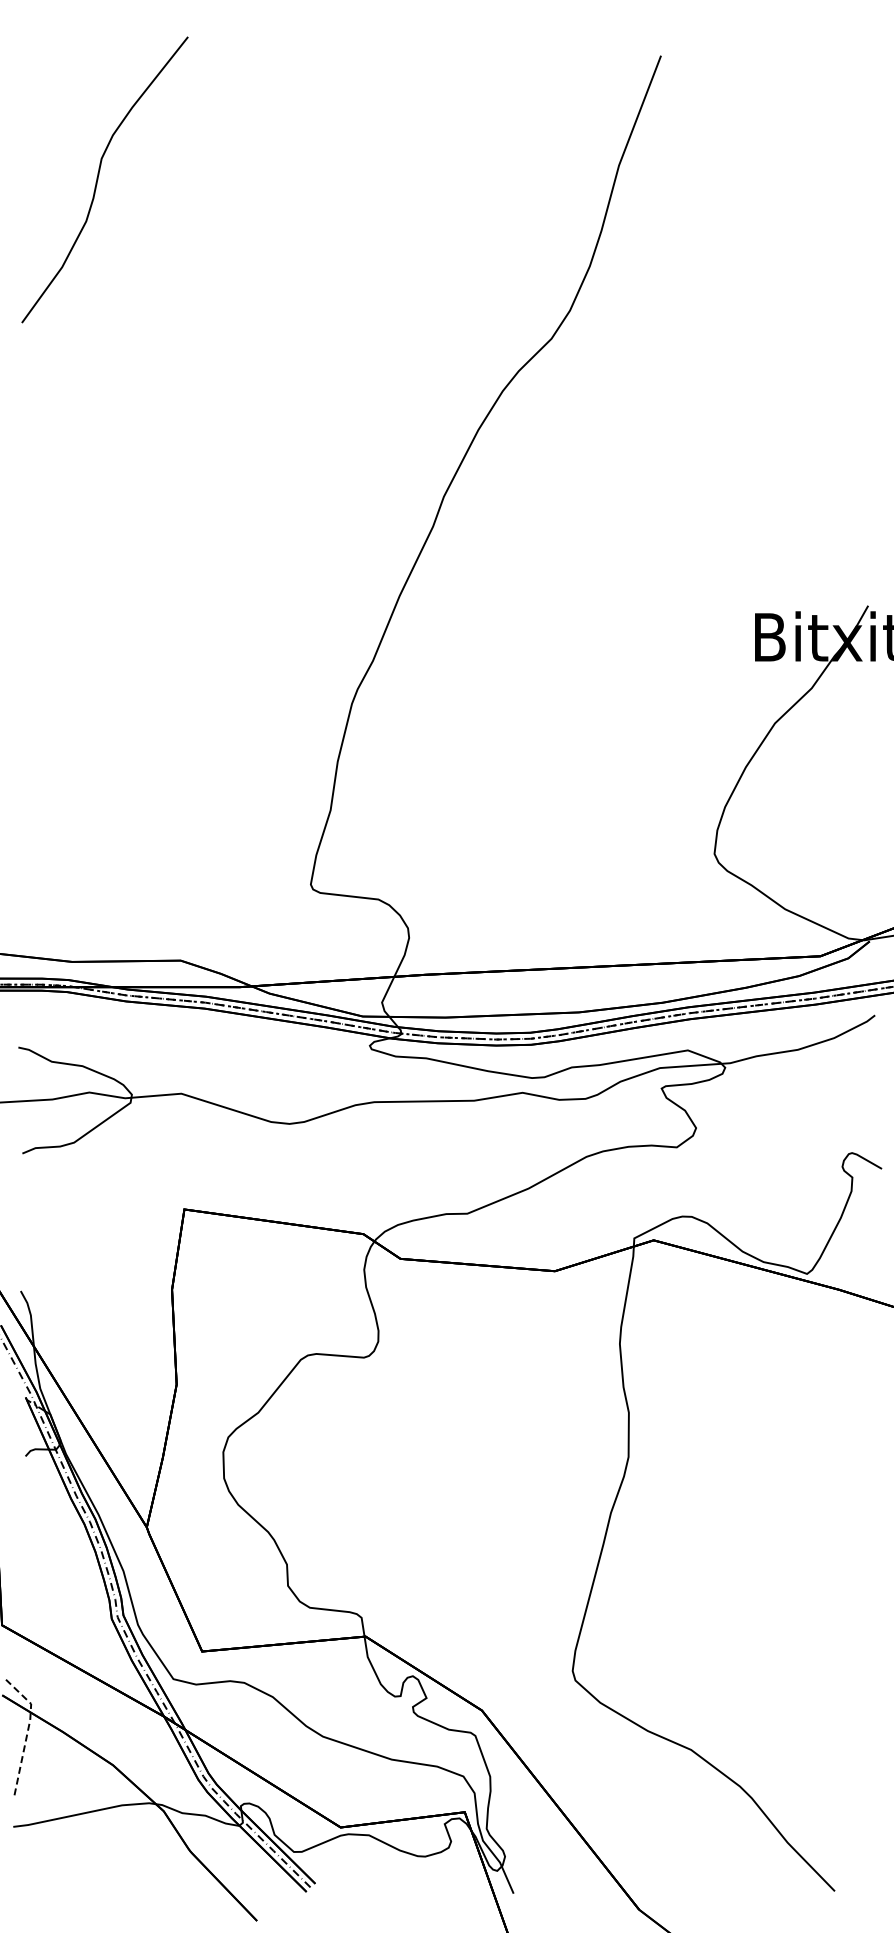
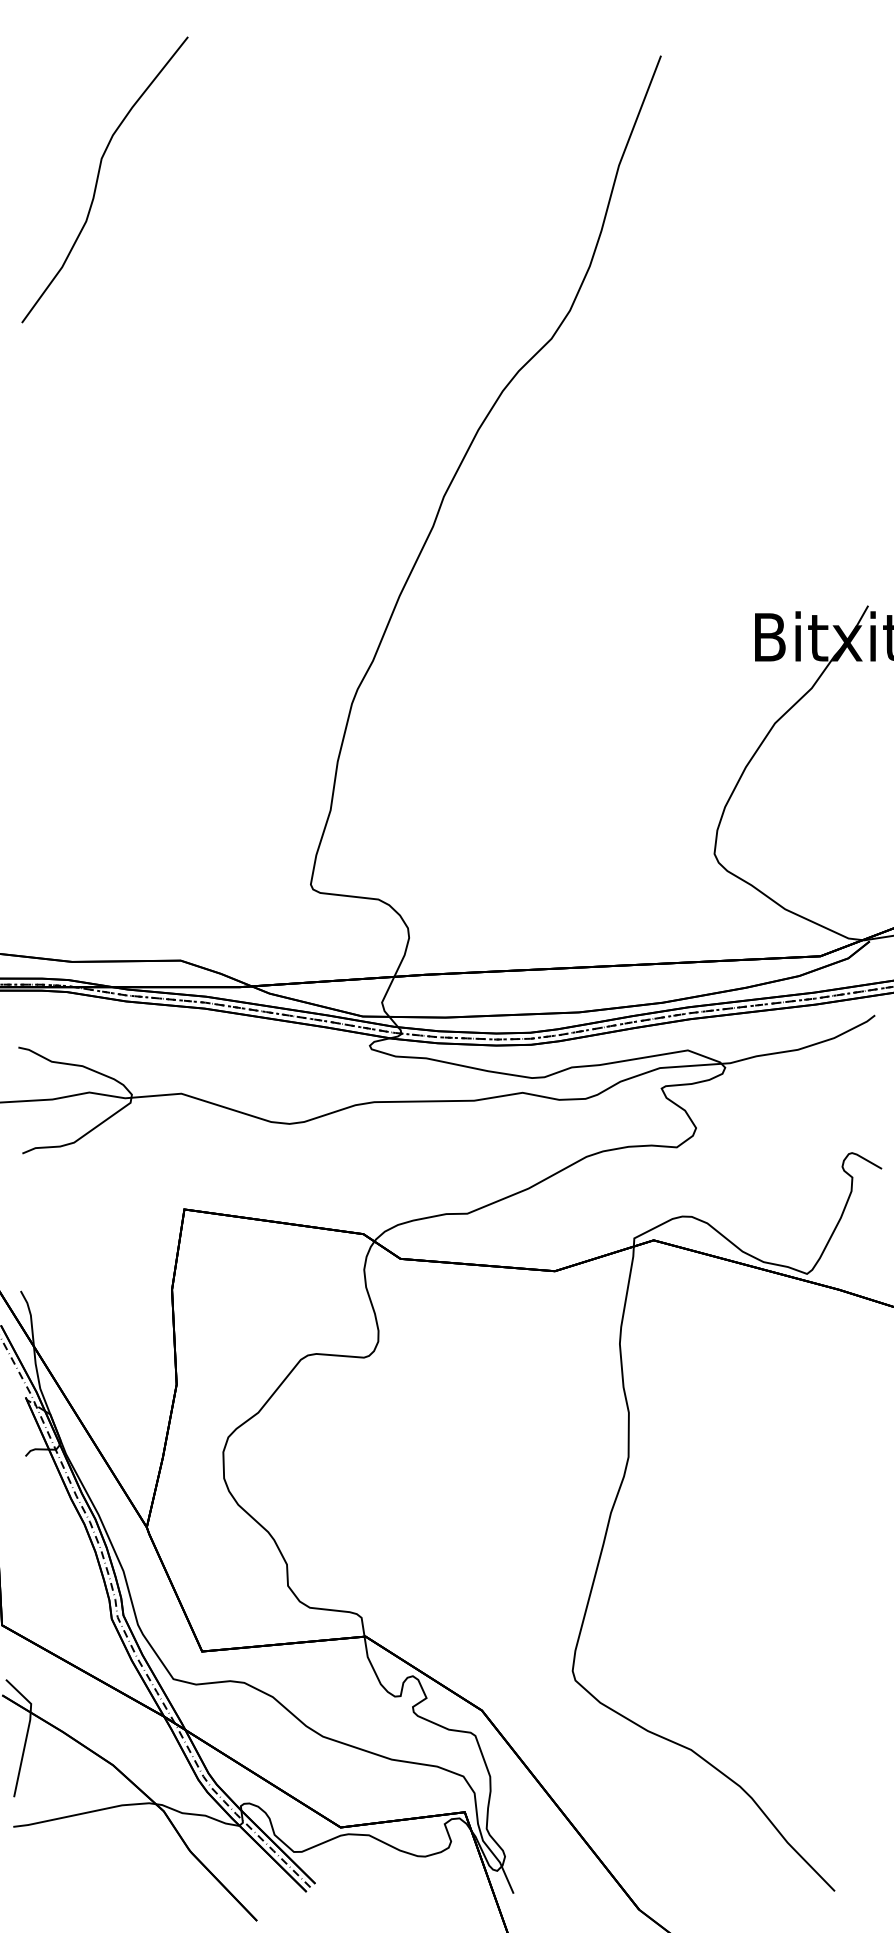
line: dashed -> solid (27, 1732)
